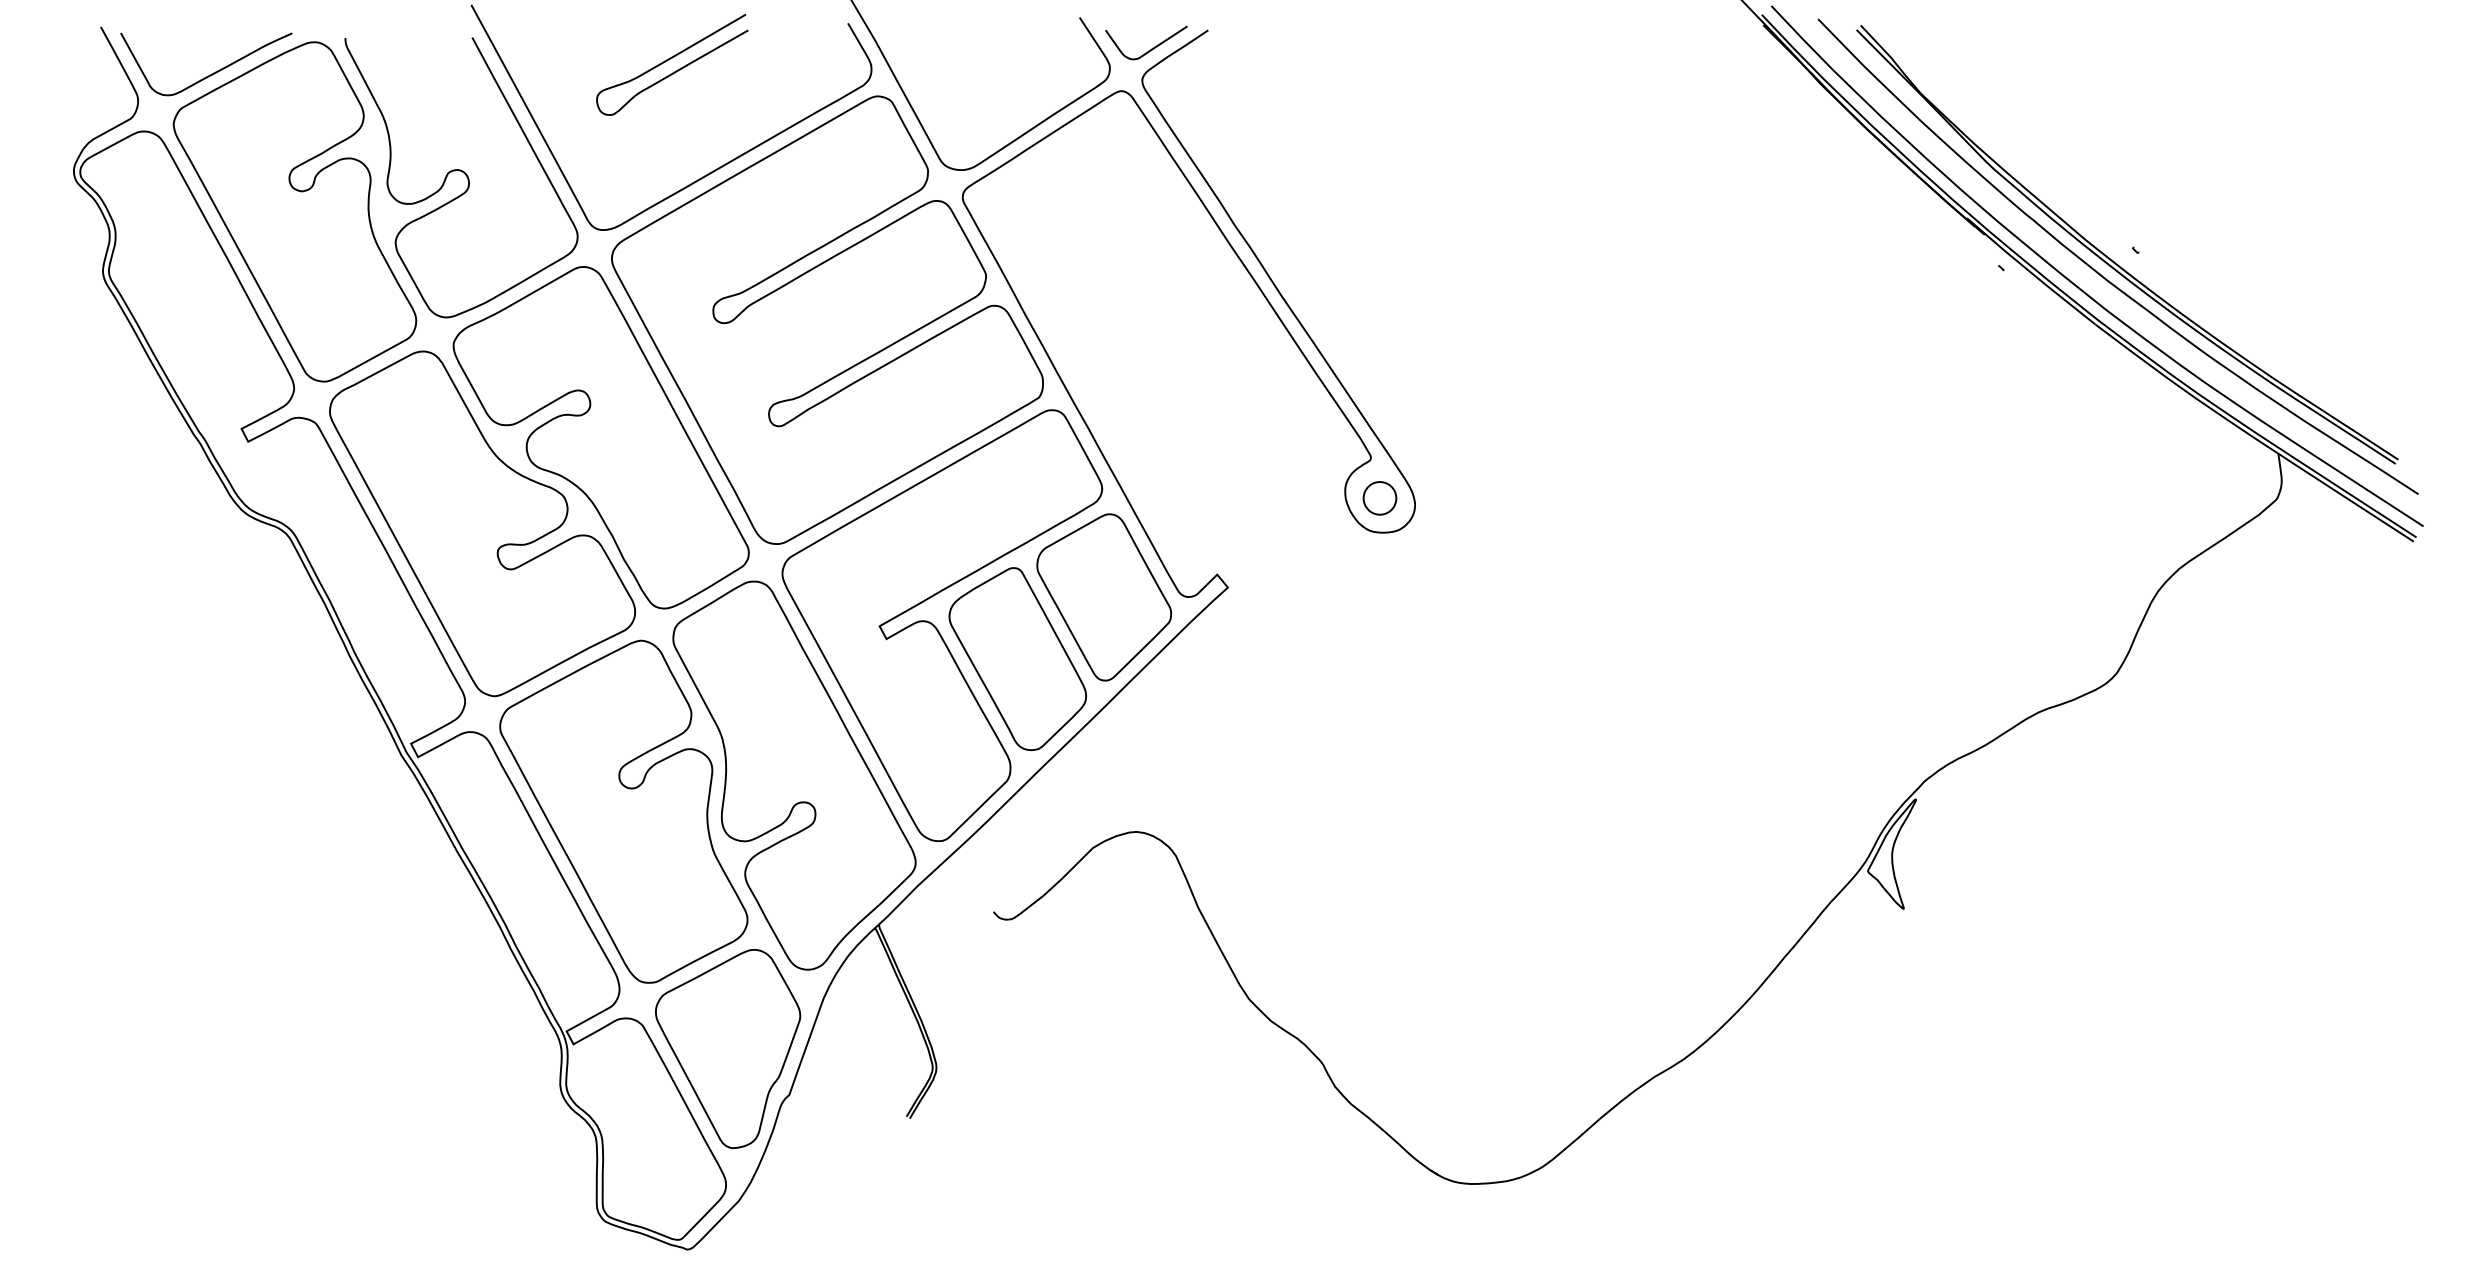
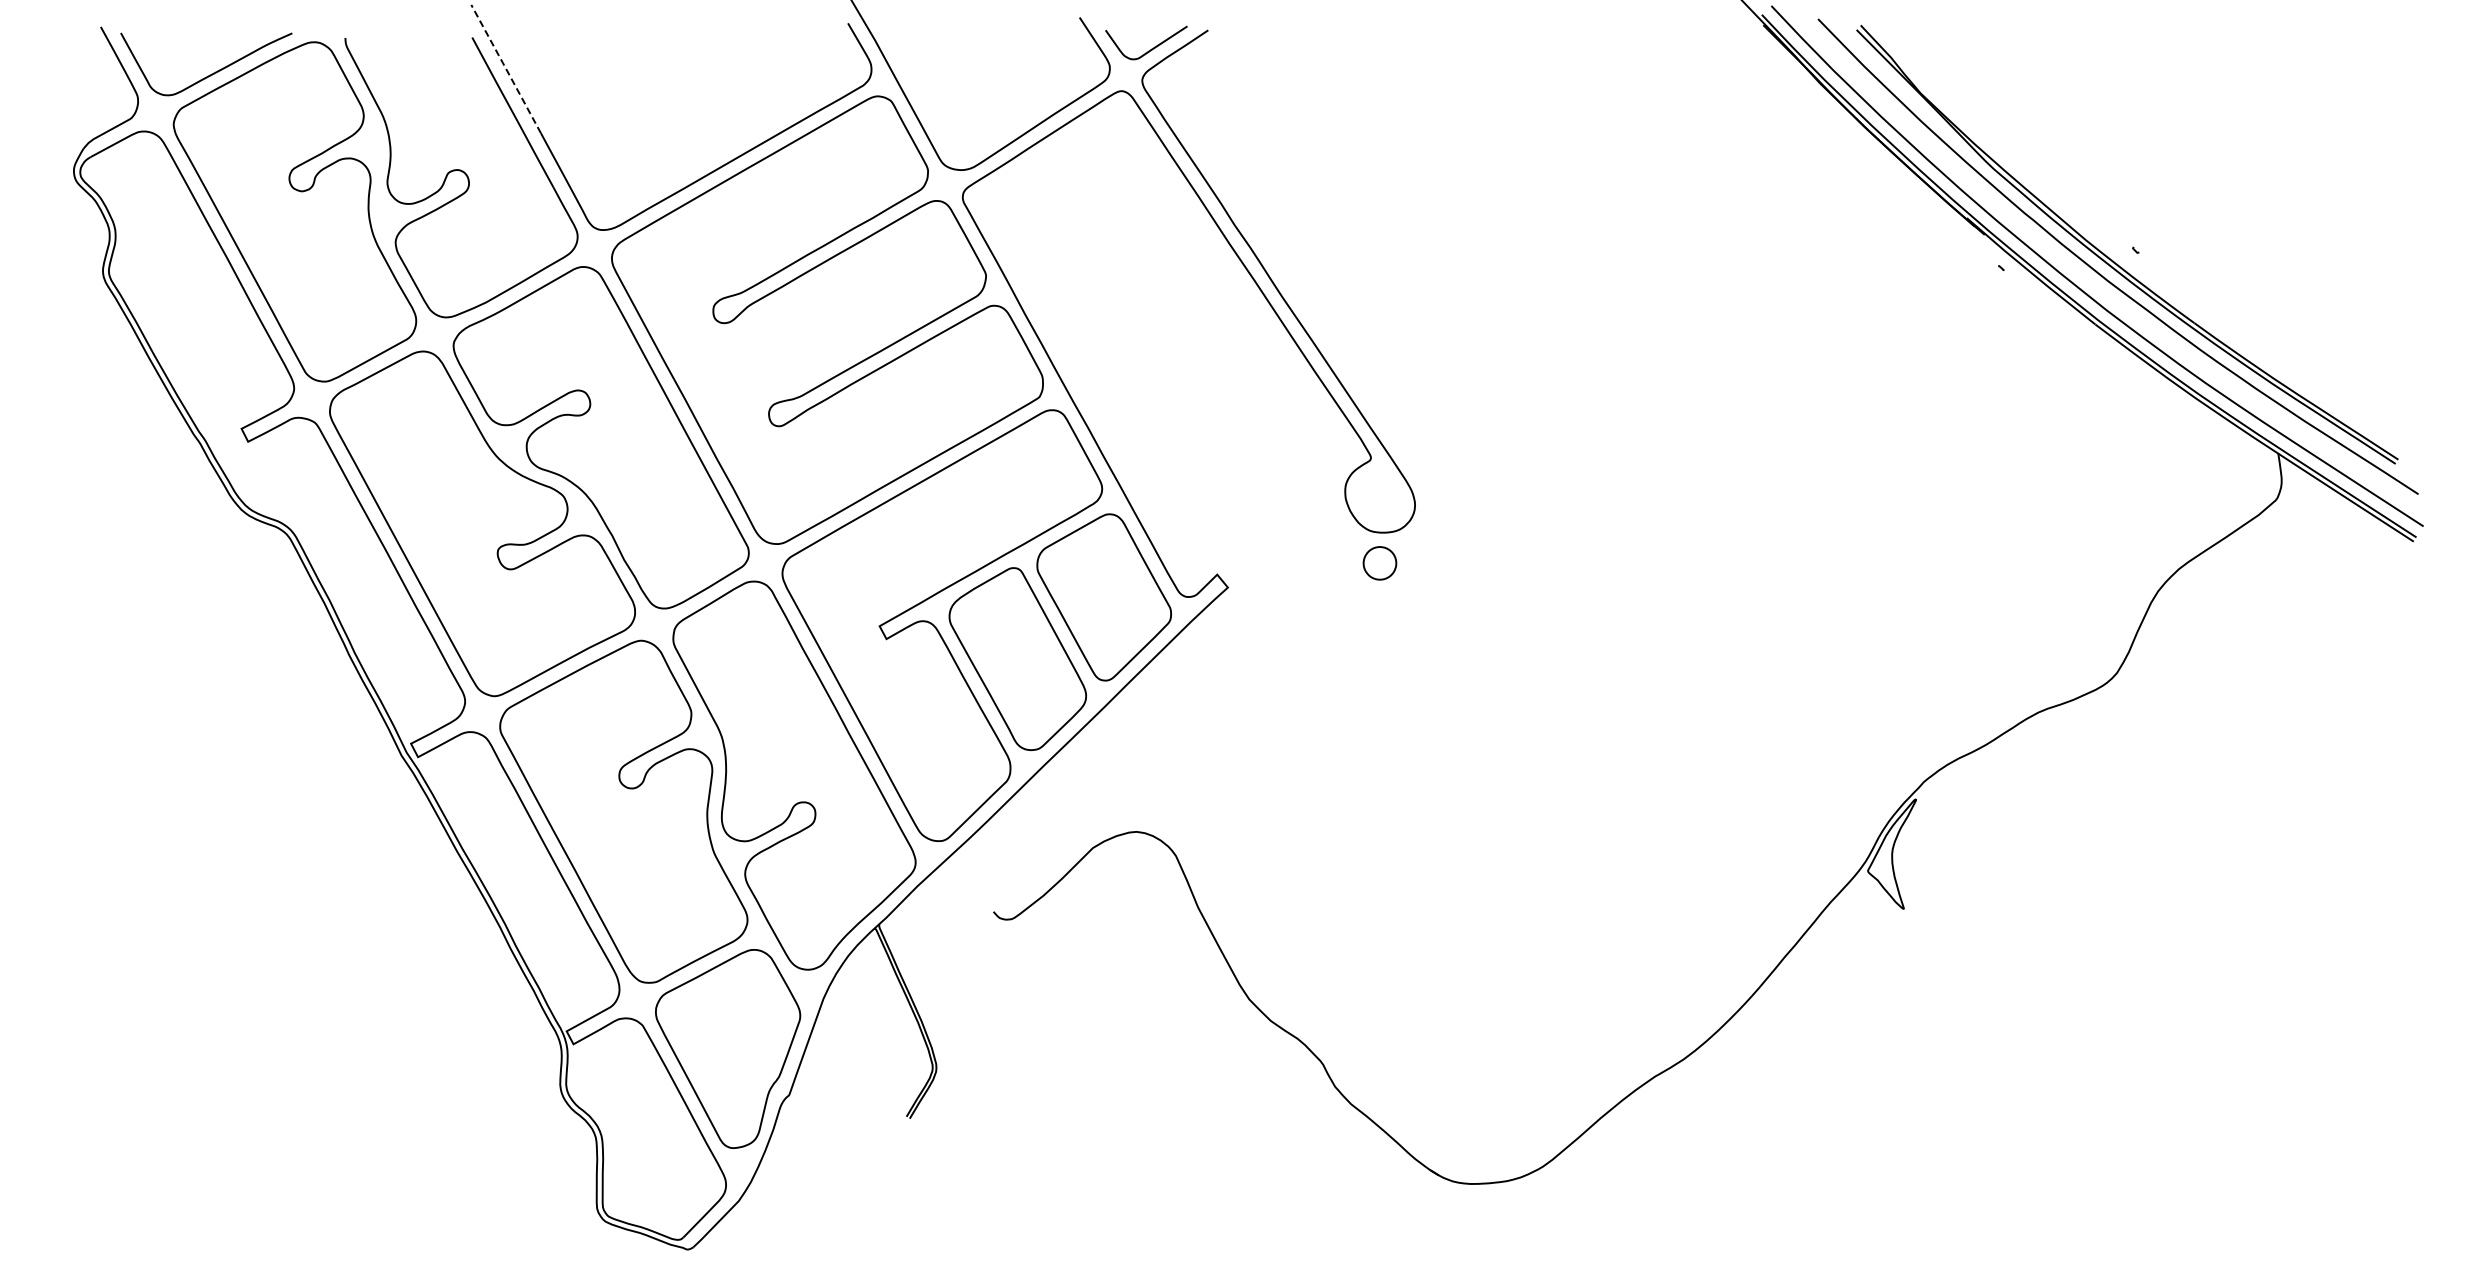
curve: present -> none (669, 60)
line: solid -> dashed (505, 68)
part position: (1379, 498) -> (1379, 563) (1379, 563)
